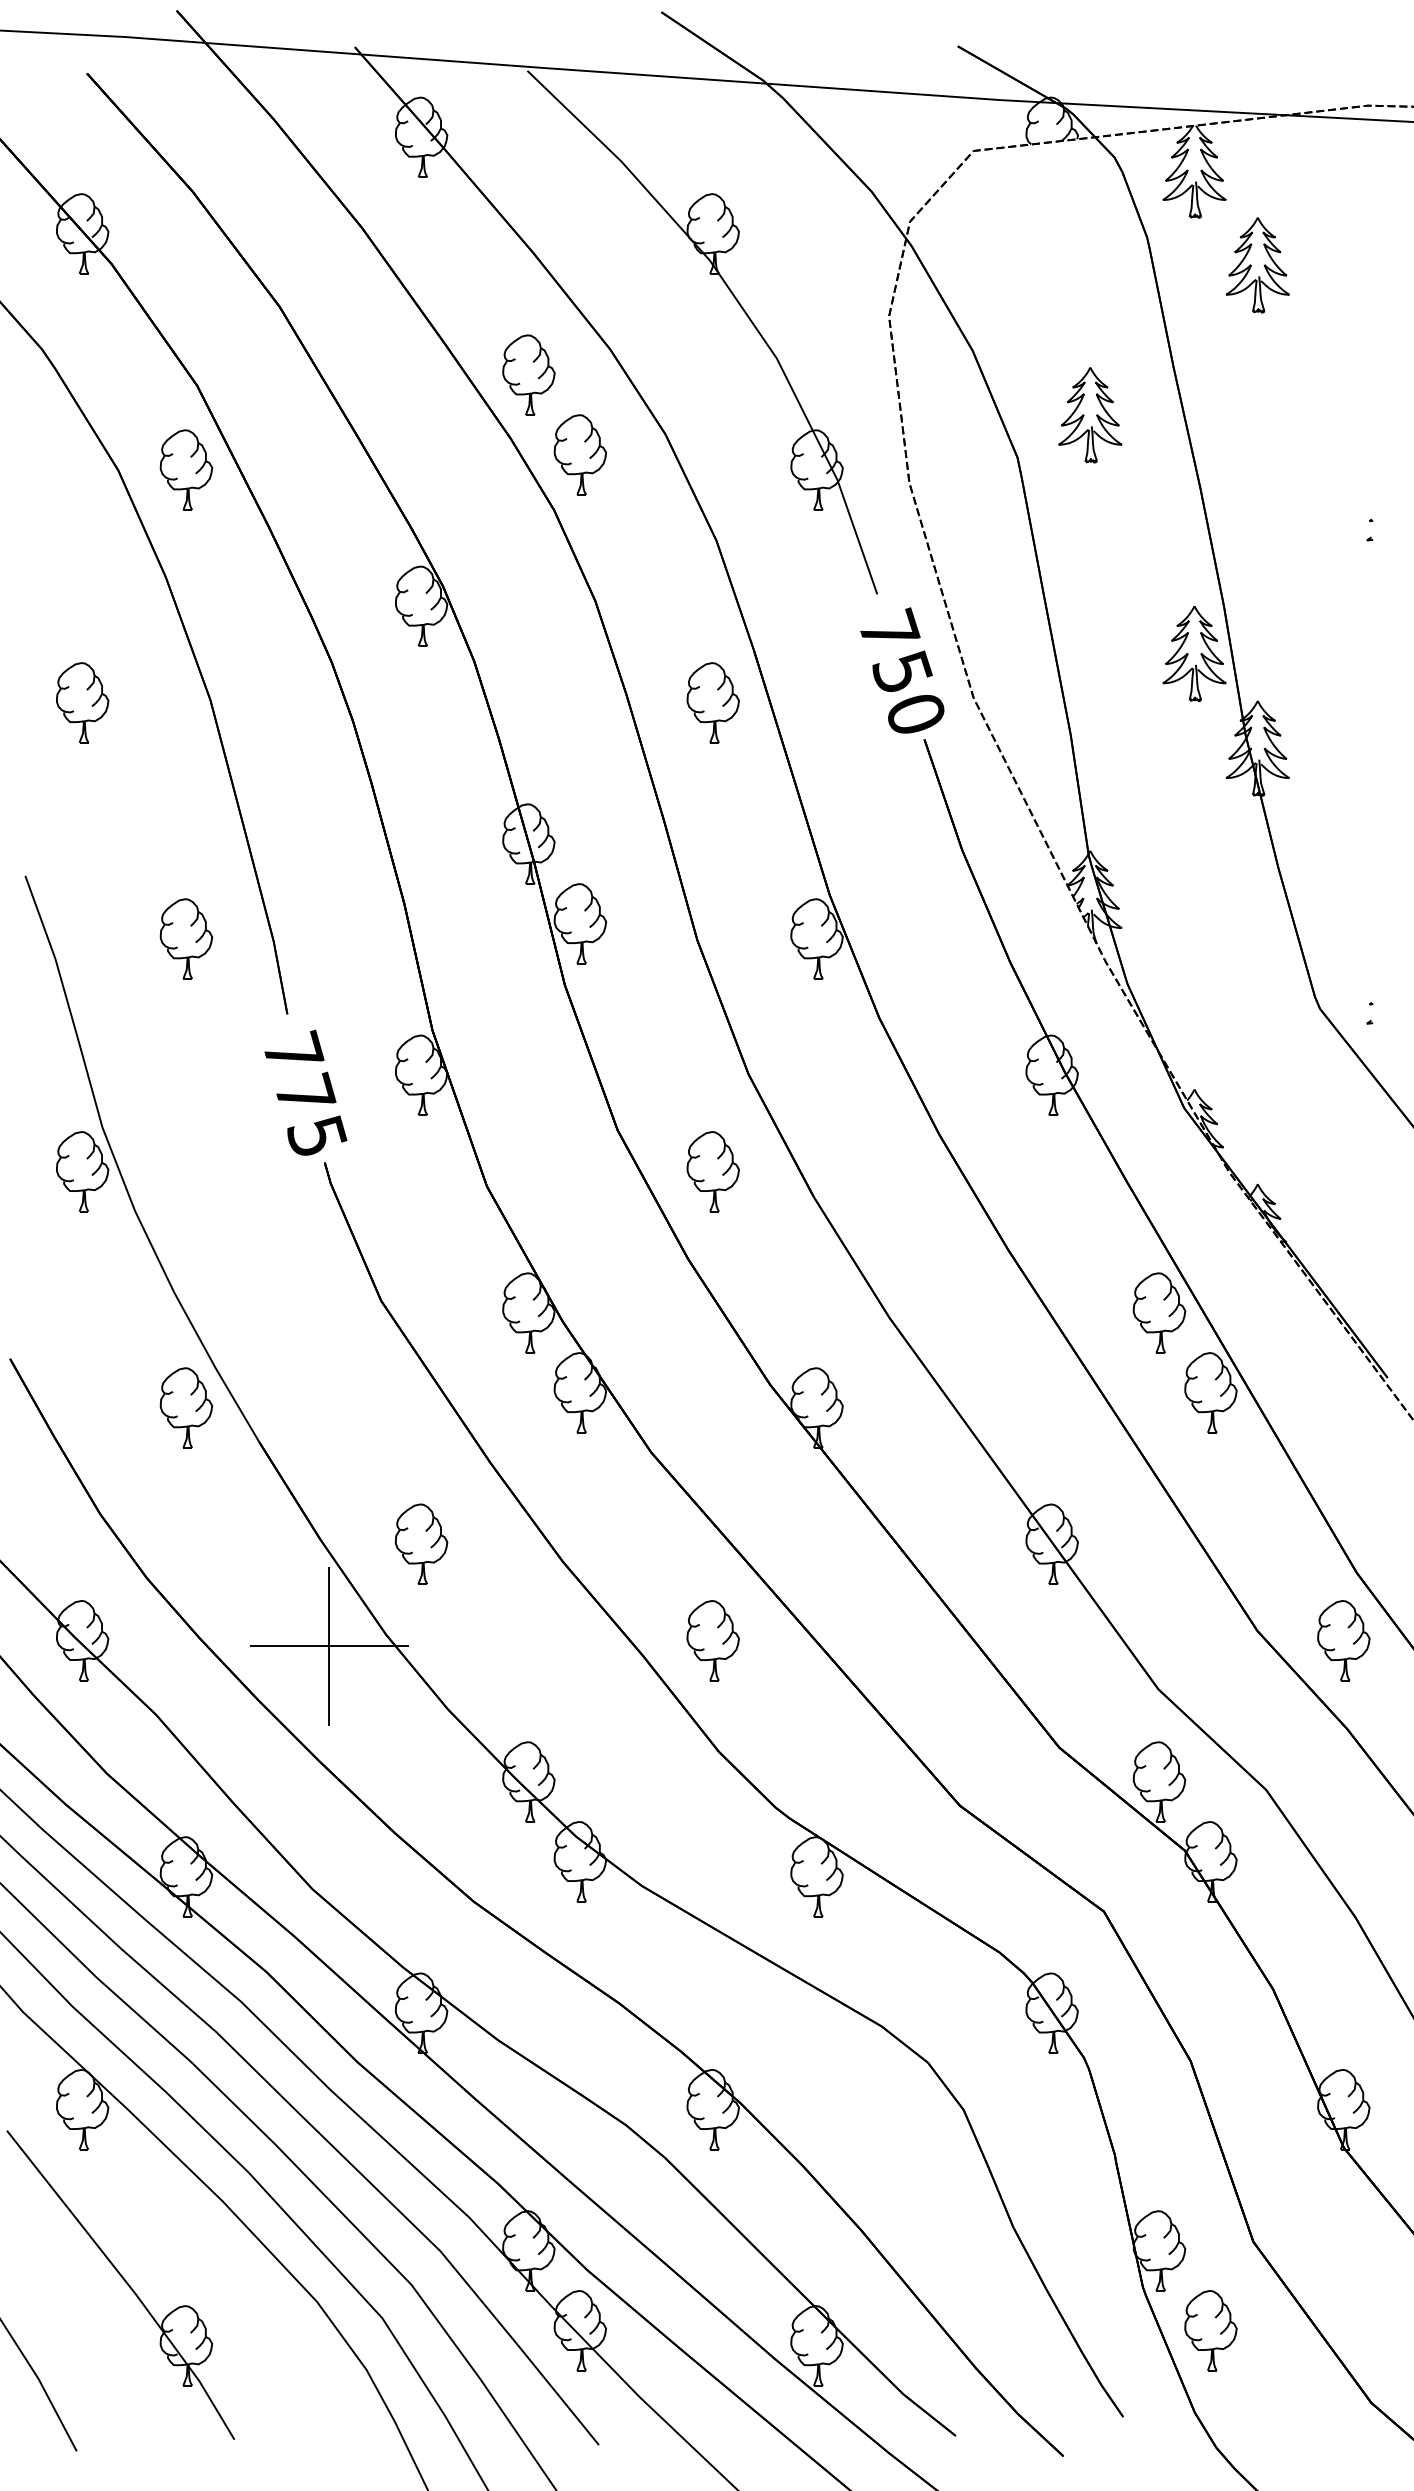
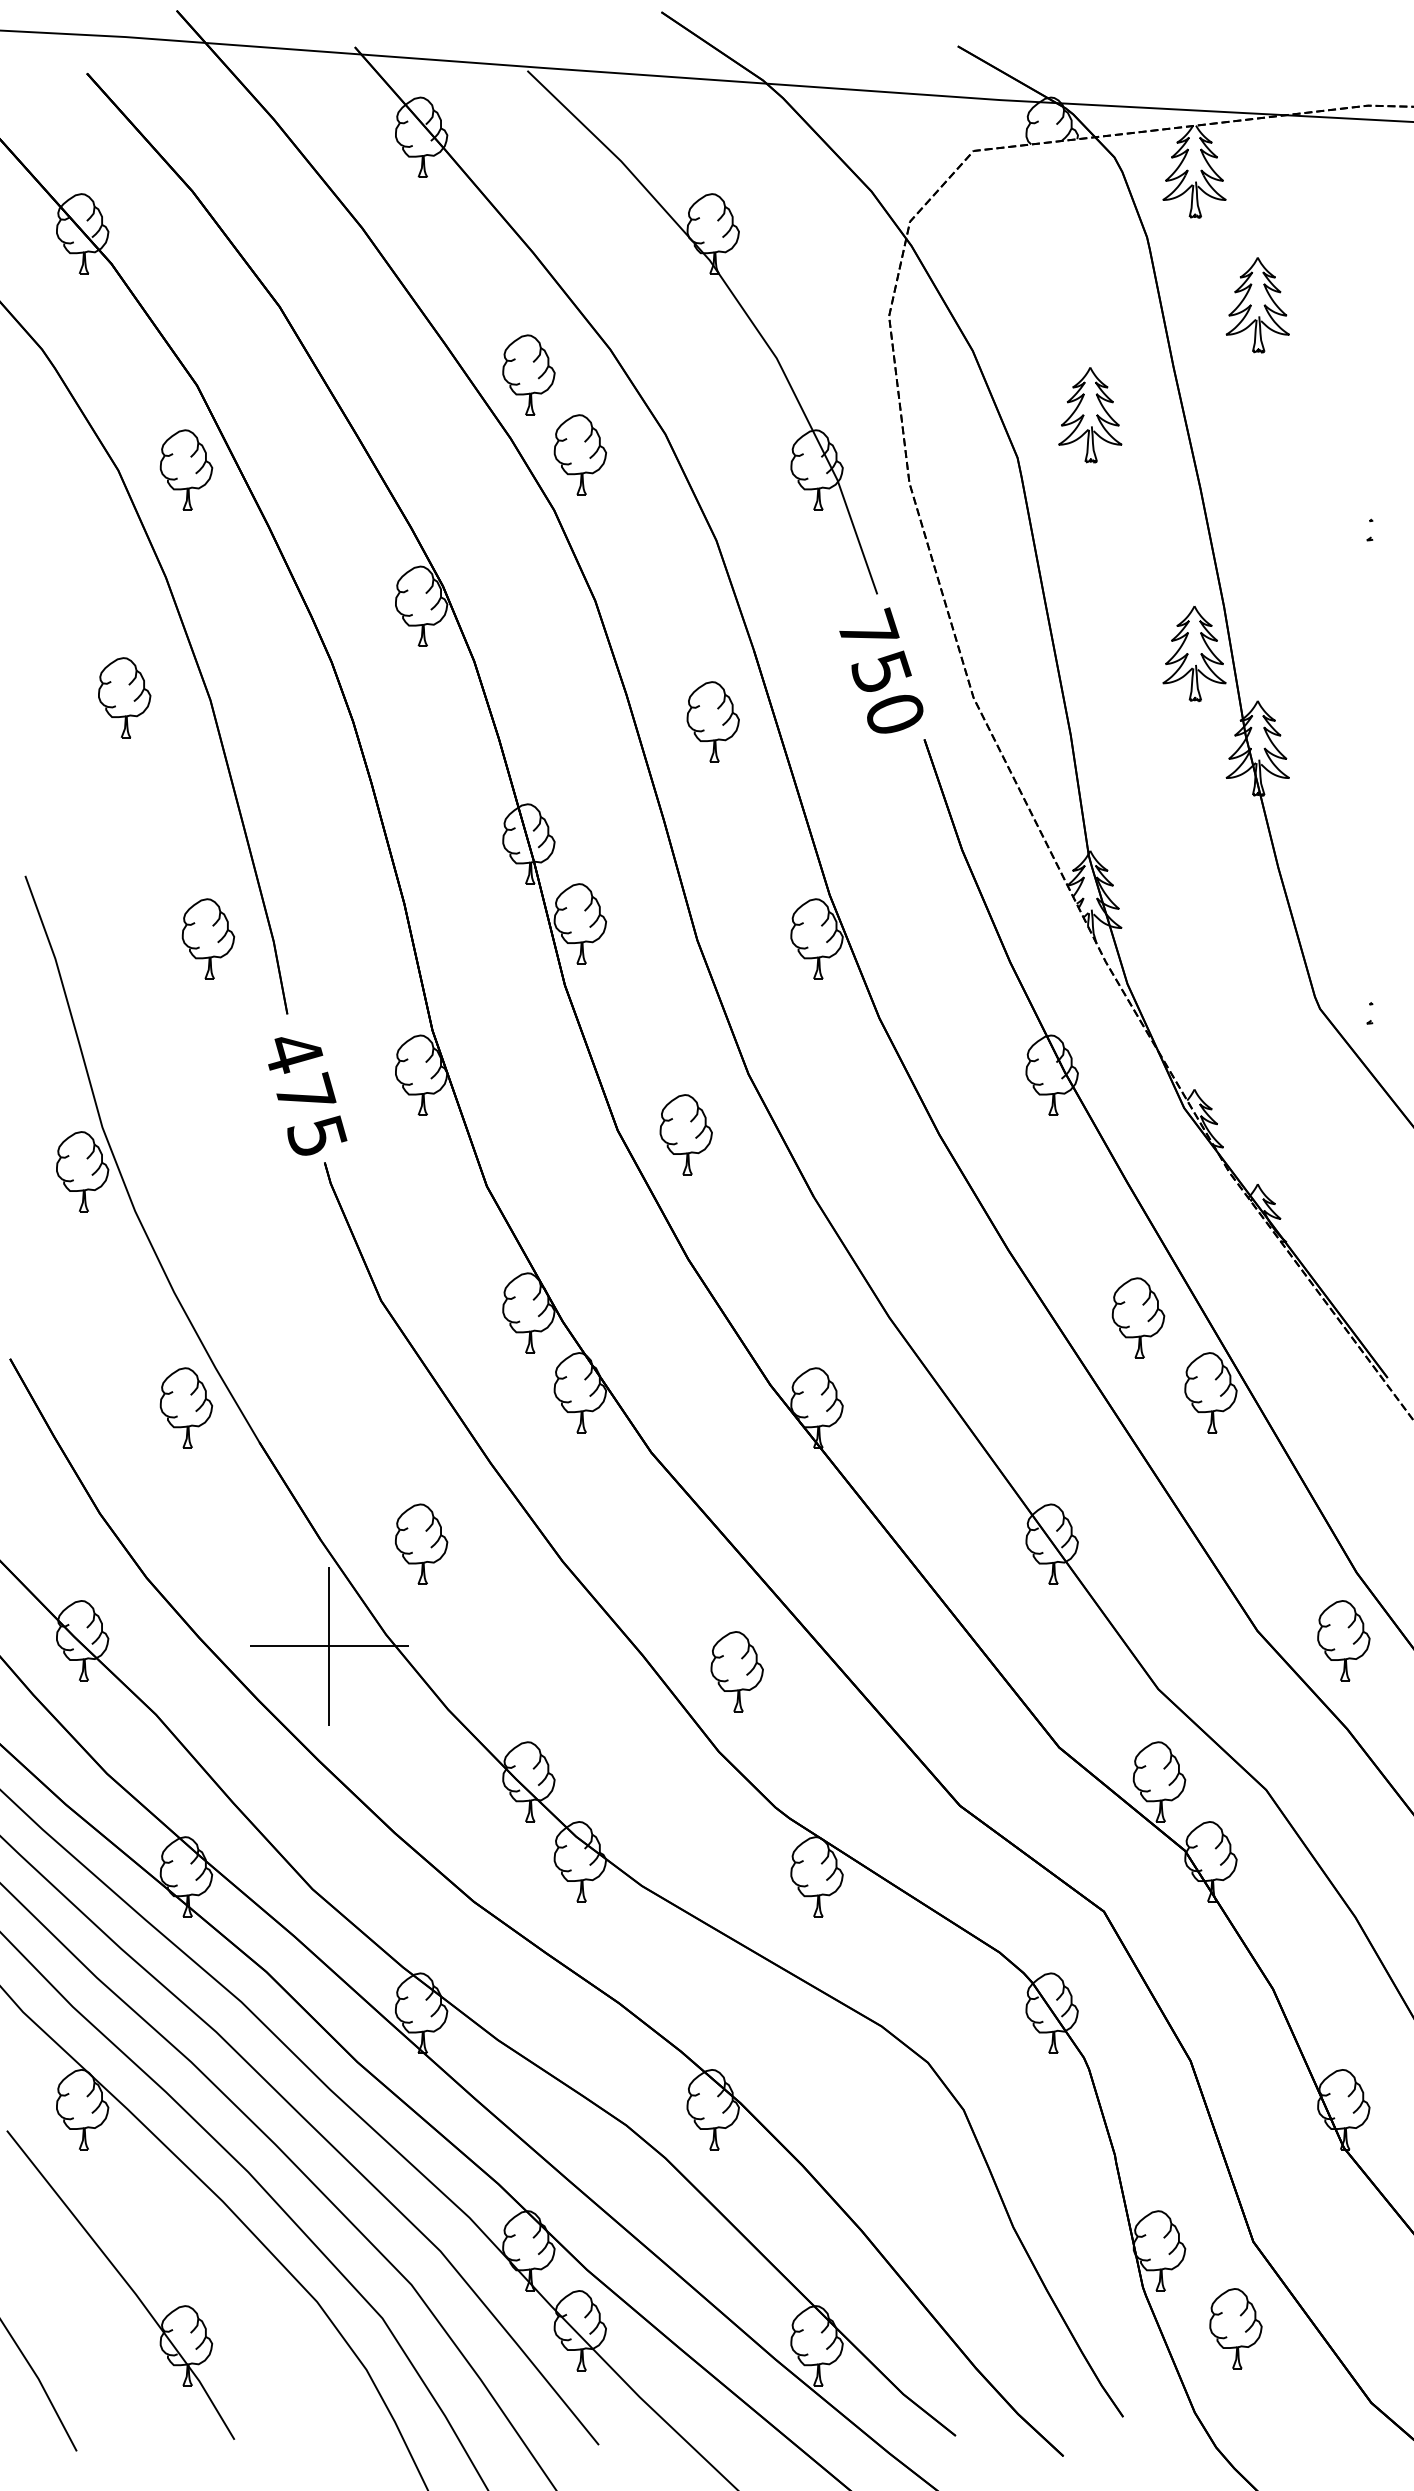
part position: (1257, 265) -> (1257, 305) (1257, 305)
text position: (902, 670) -> (881, 670) (881, 670)
part position: (82, 702) -> (124, 697) (124, 697)
part position: (712, 702) -> (712, 721) (712, 721)
part position: (185, 938) -> (207, 938) (207, 938)
text: 775 -> 475 (294, 1051)
part position: (712, 1171) -> (685, 1134) (685, 1134)
part position: (1159, 1312) -> (1138, 1317) (1138, 1317)
part position: (712, 1640) -> (736, 1671) (736, 1671)
part position: (1210, 2330) -> (1235, 2328) (1235, 2328)
